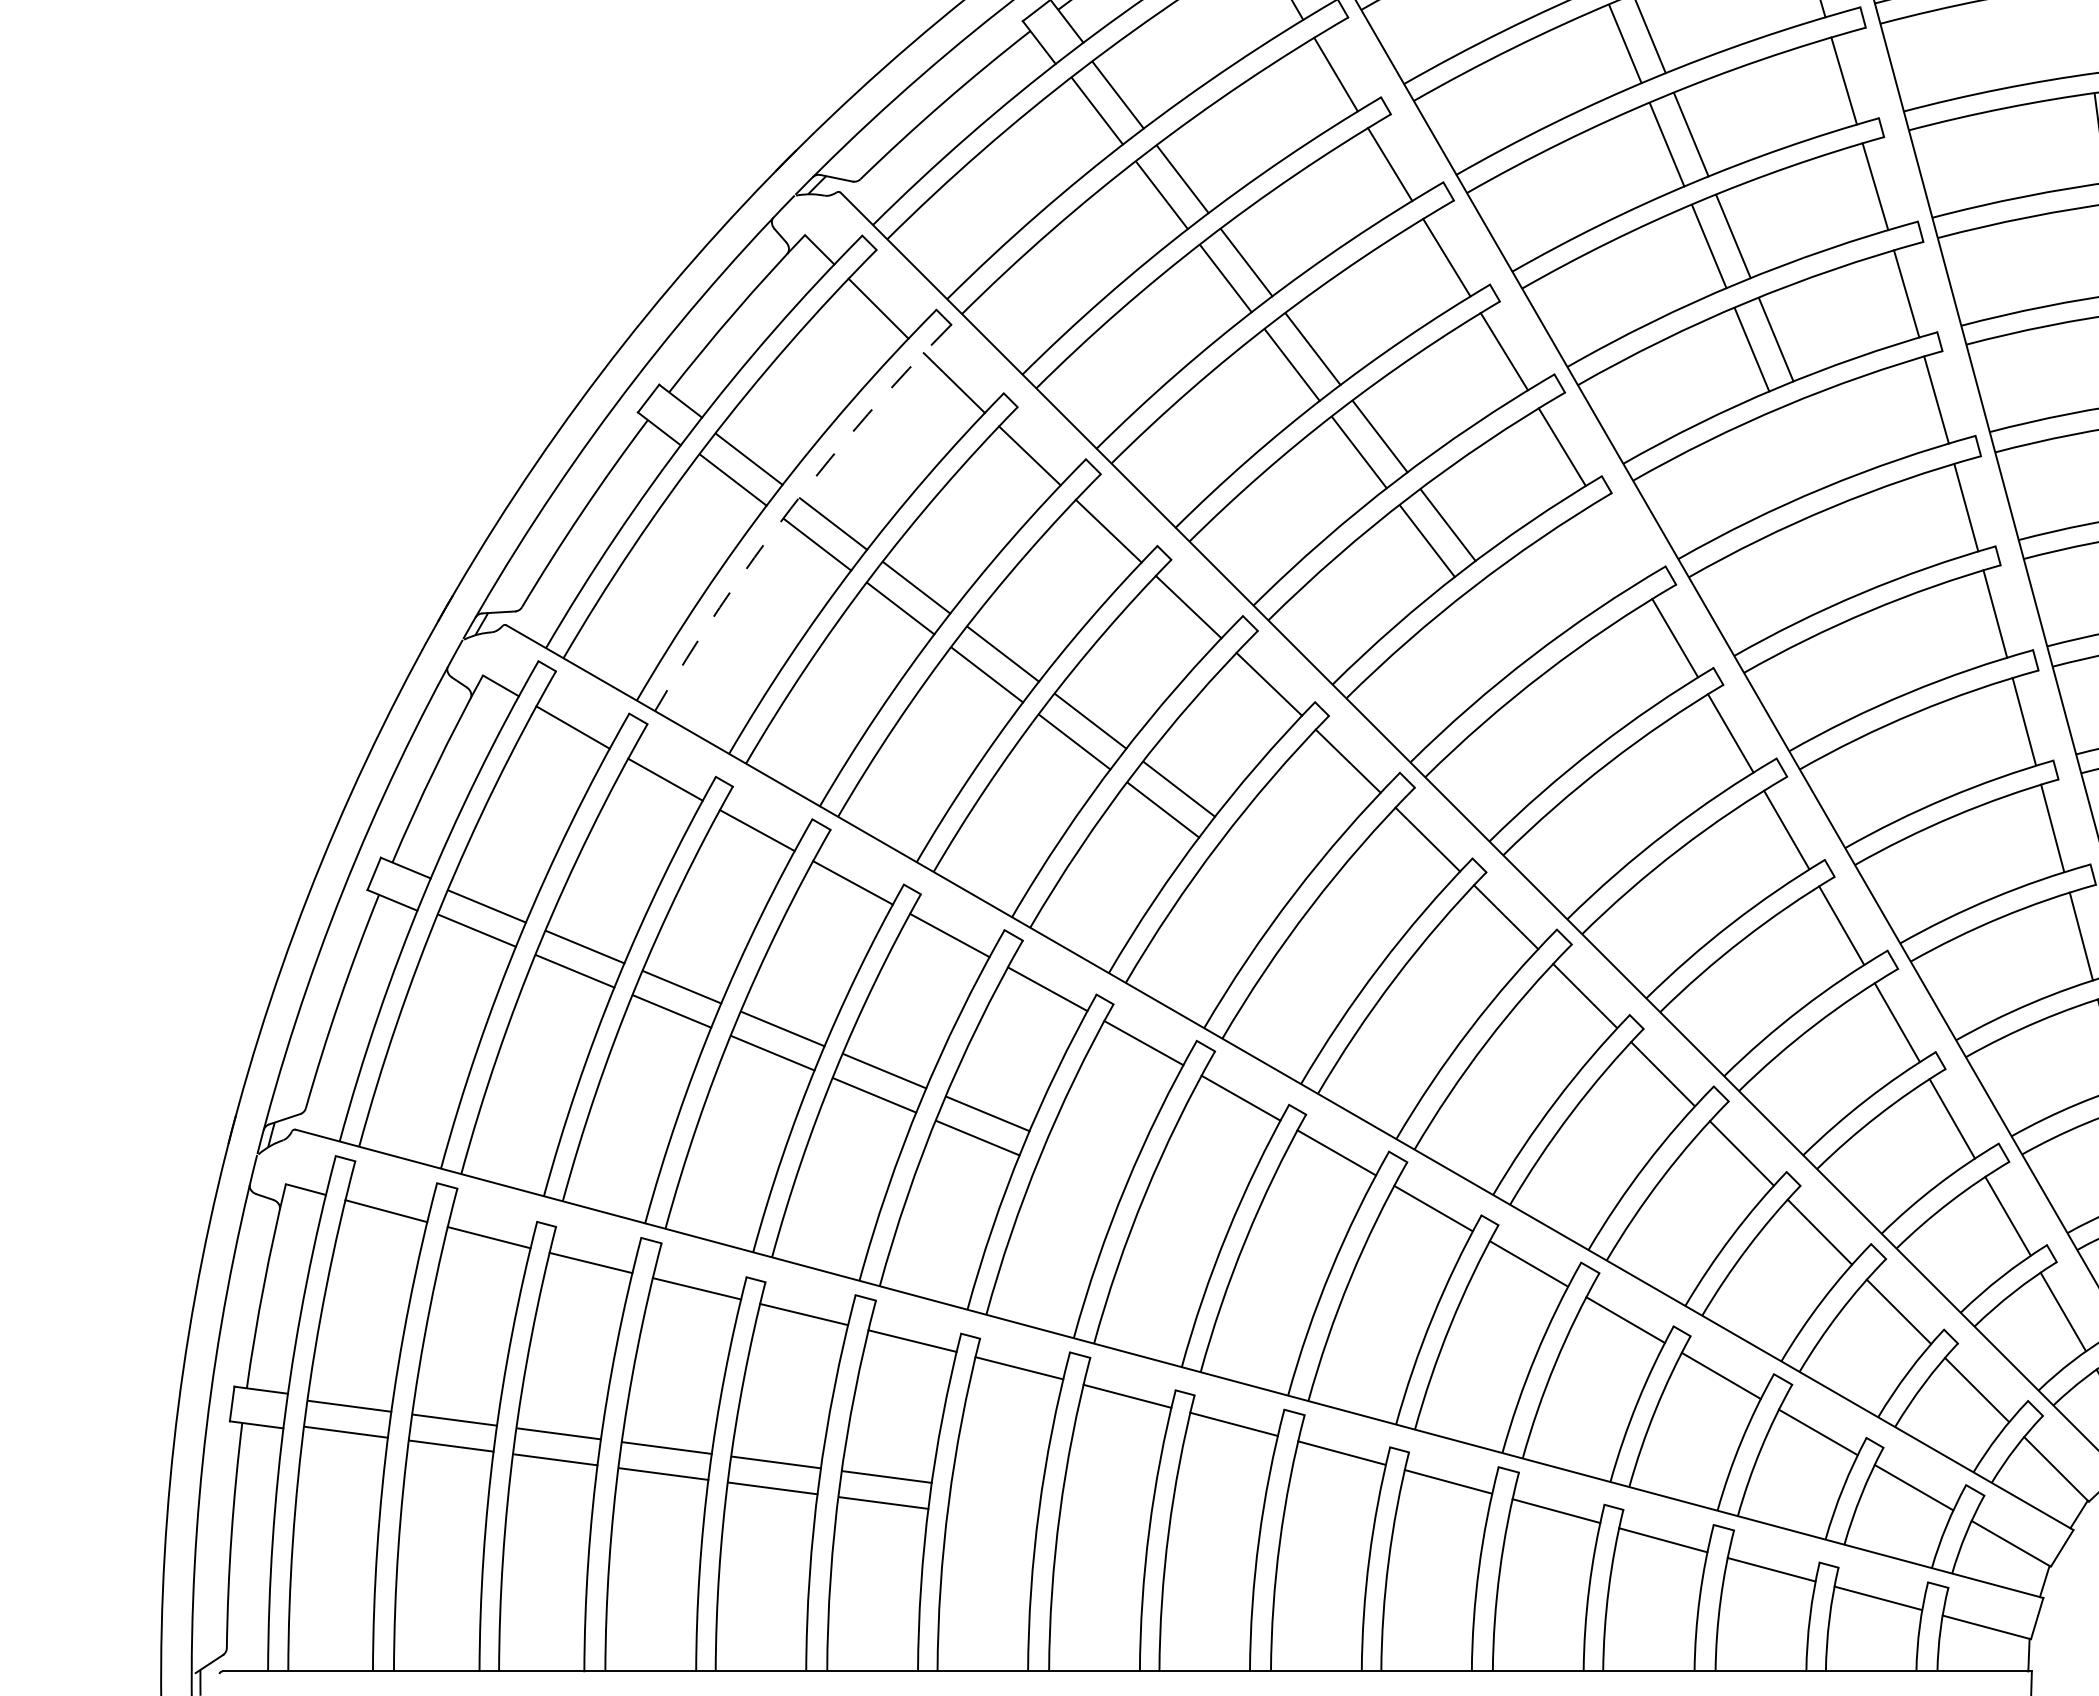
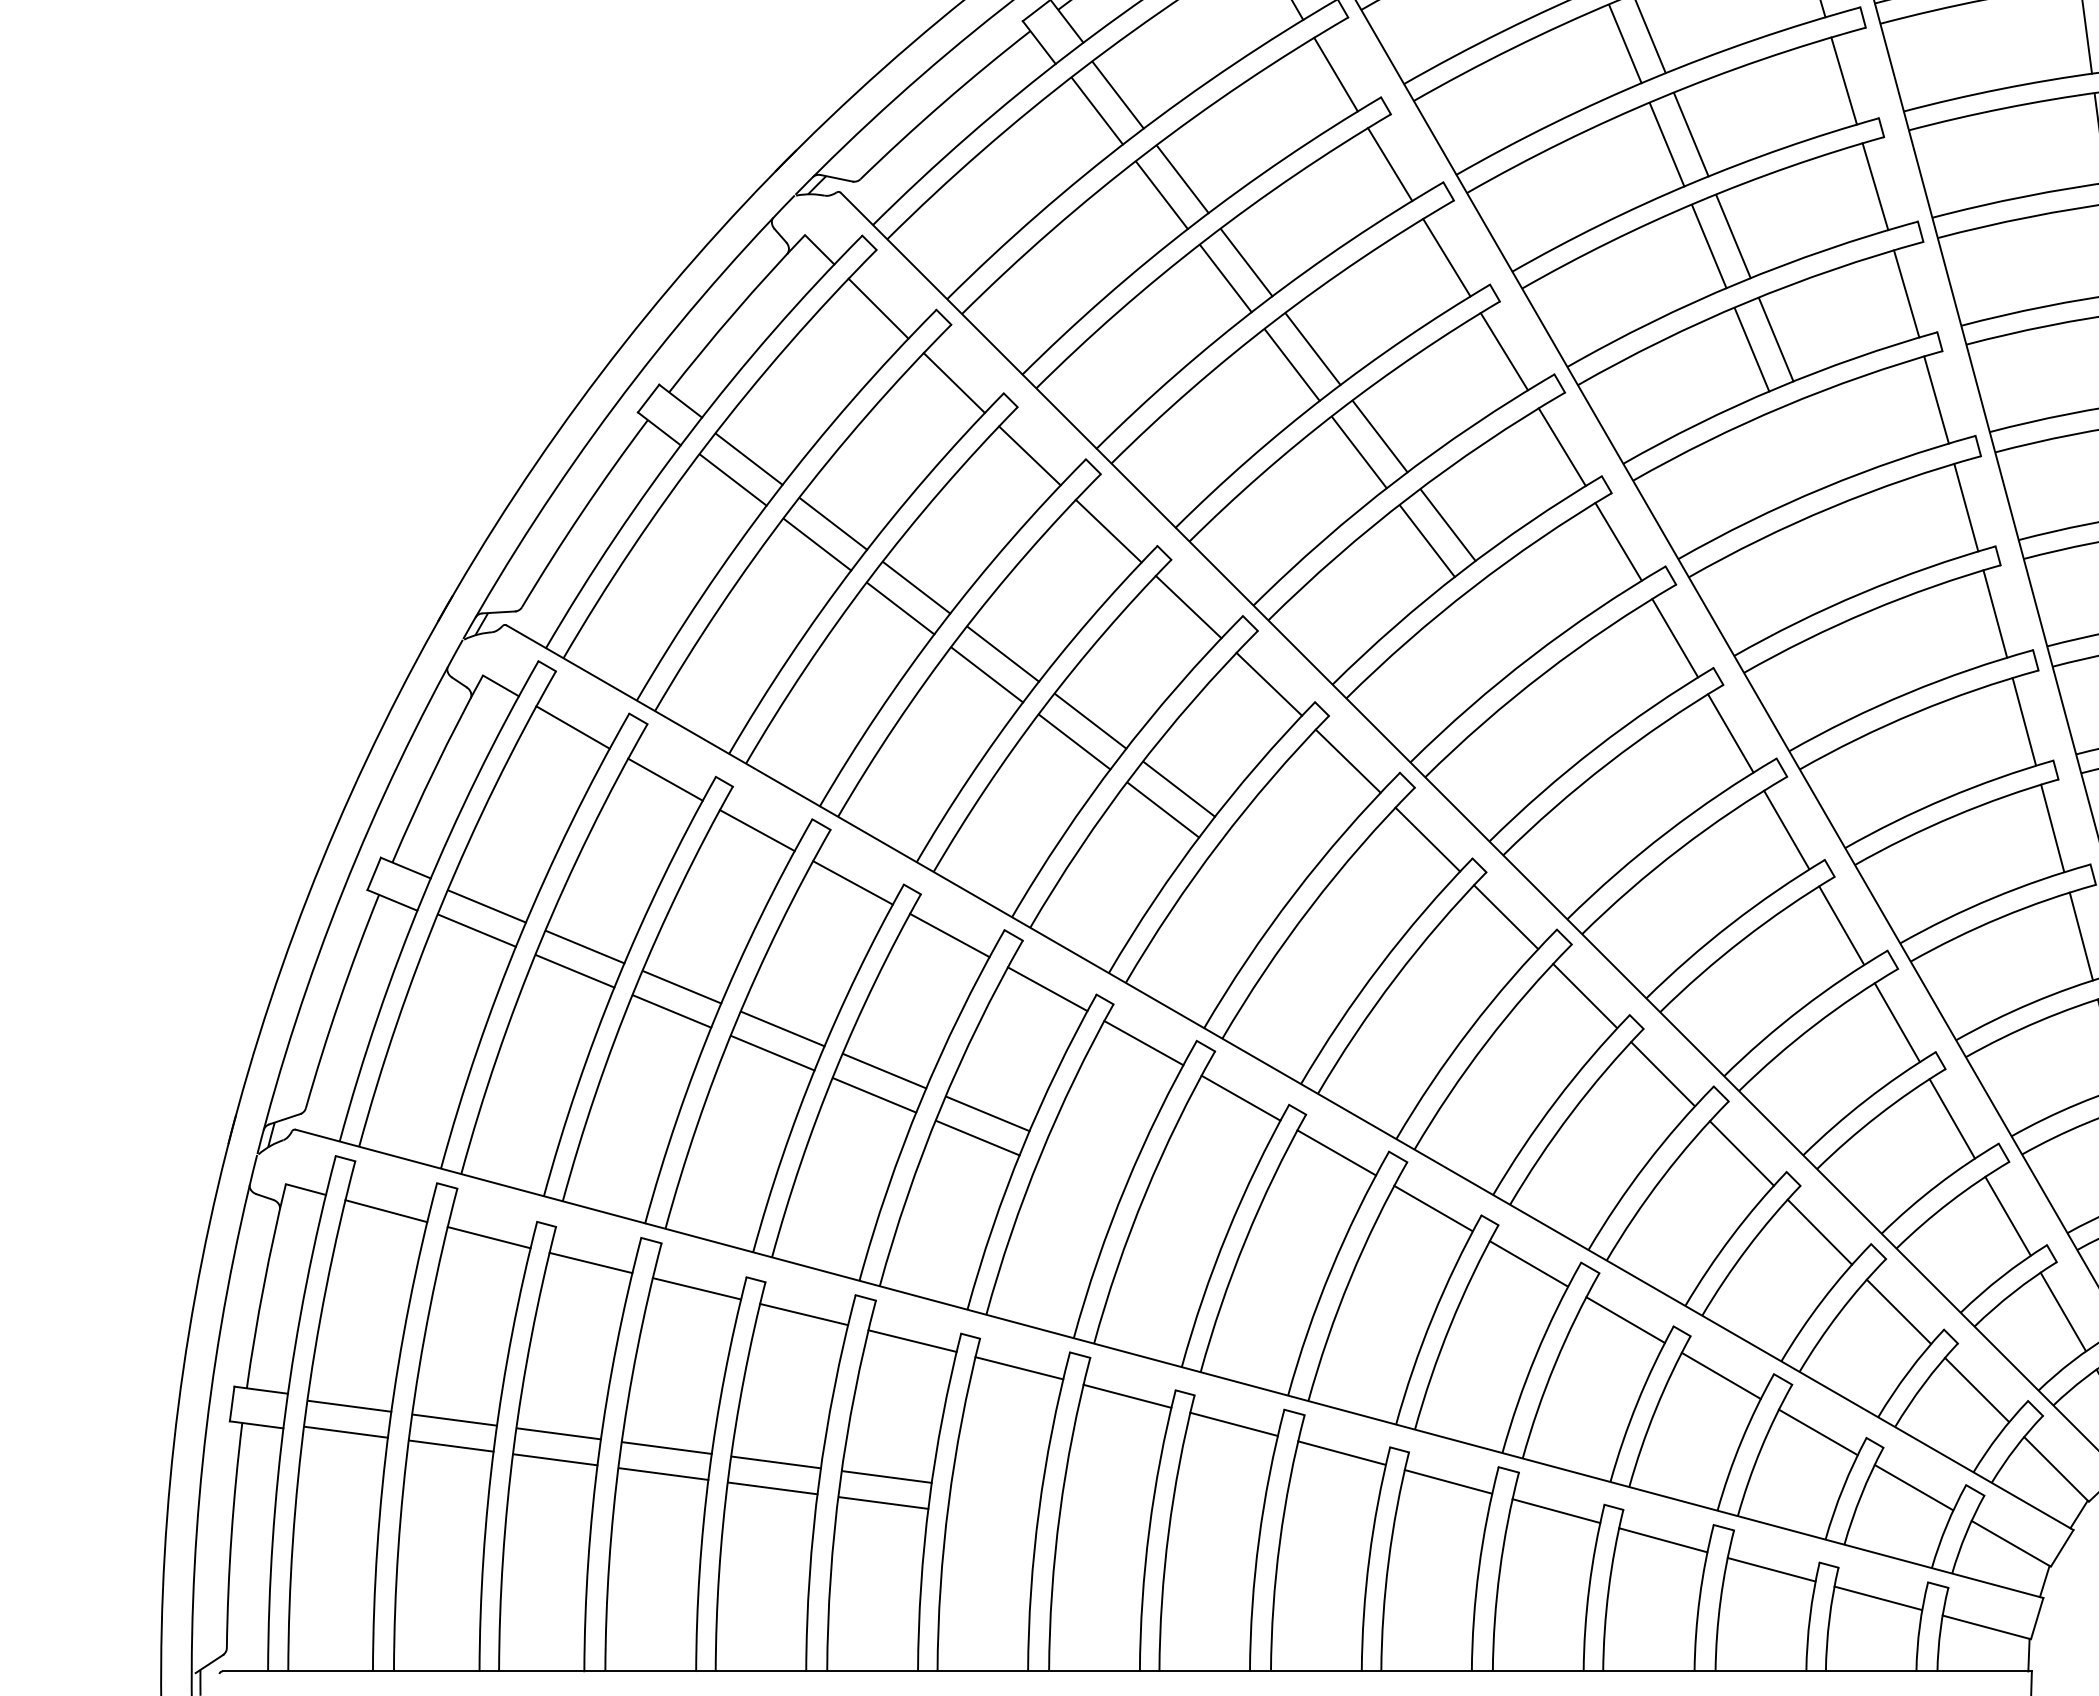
line: none -> present (2087, 37)
arc: dashed -> solid (790, 508)
line: none -> present (1618, 541)
